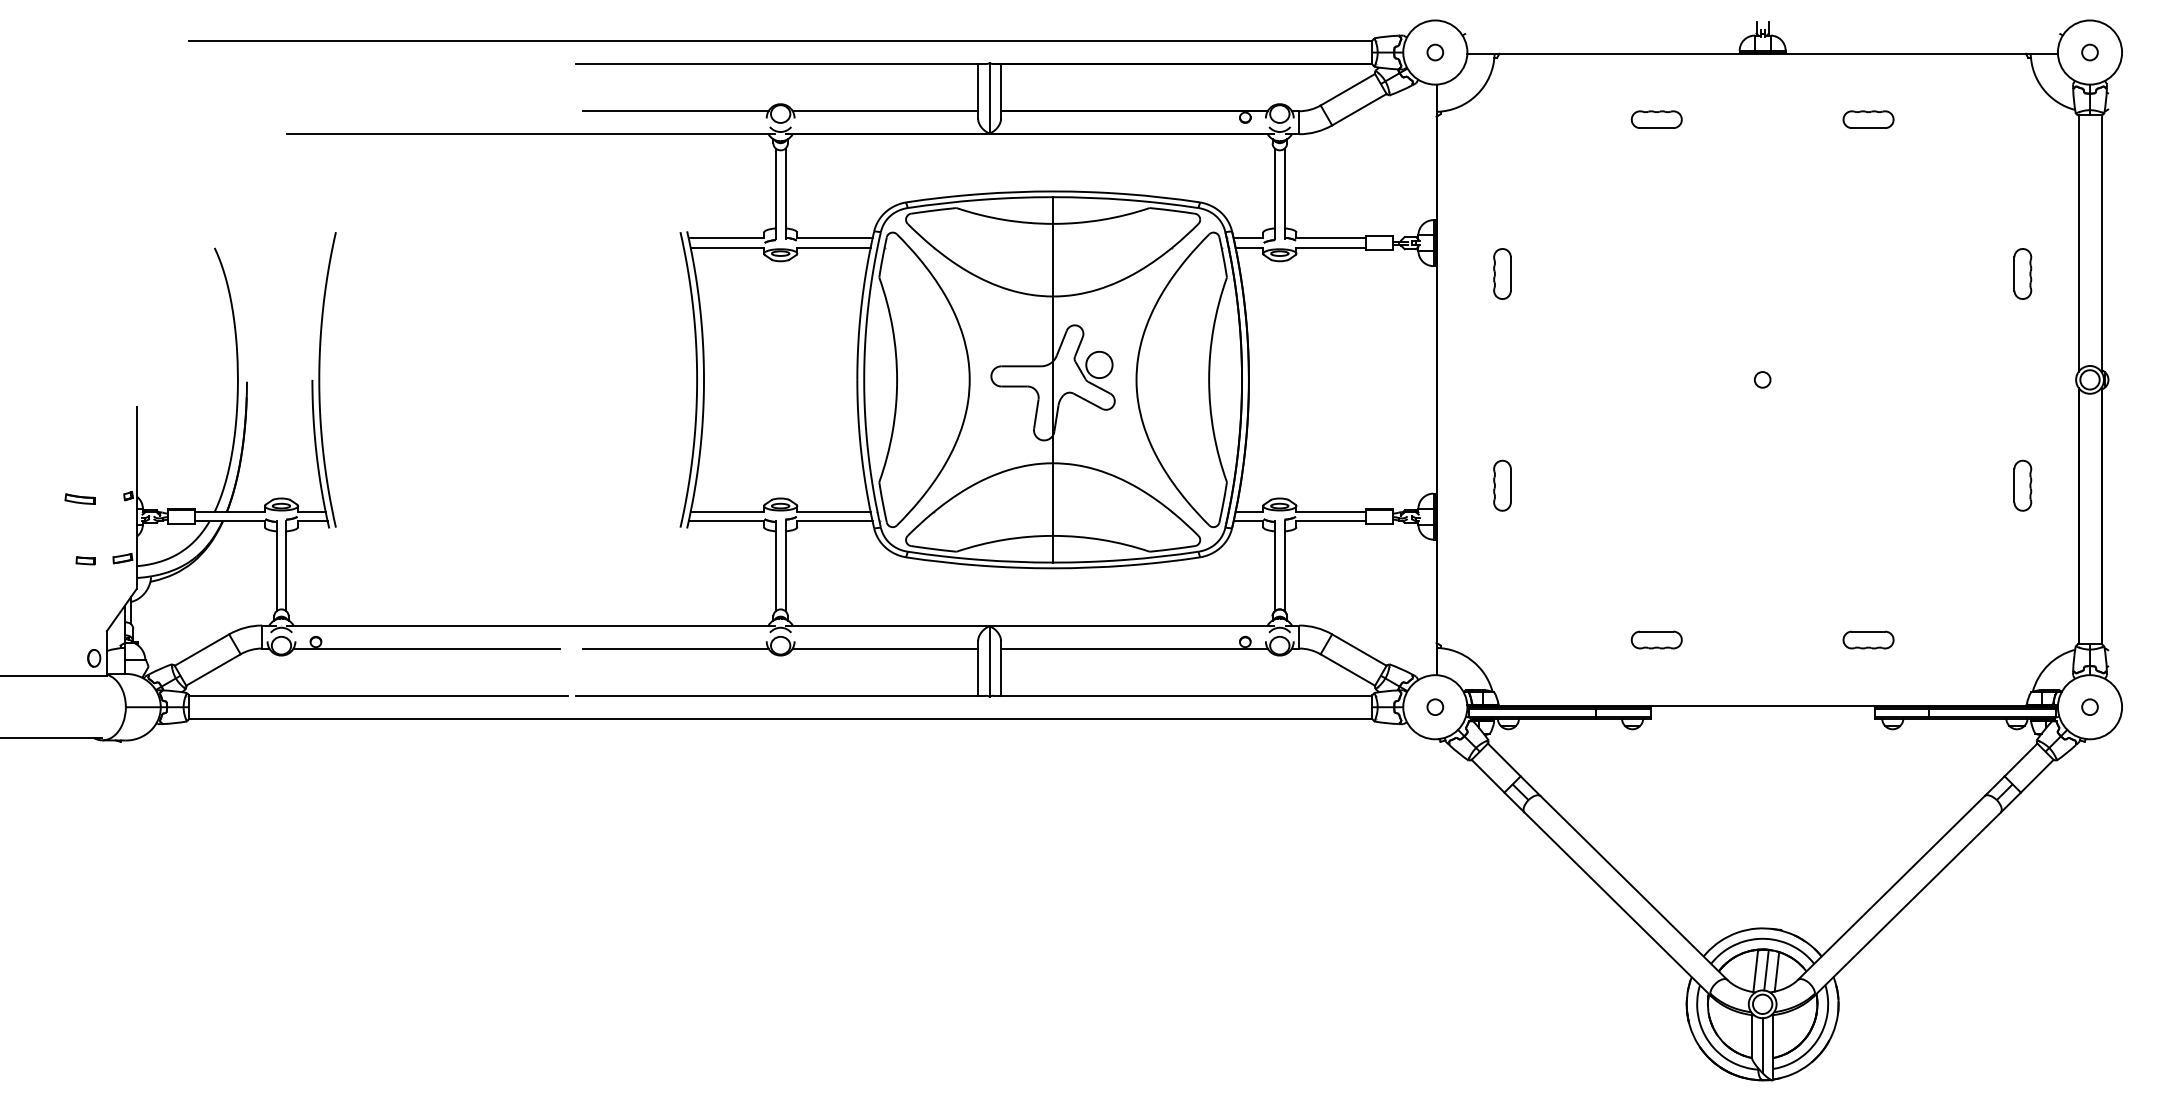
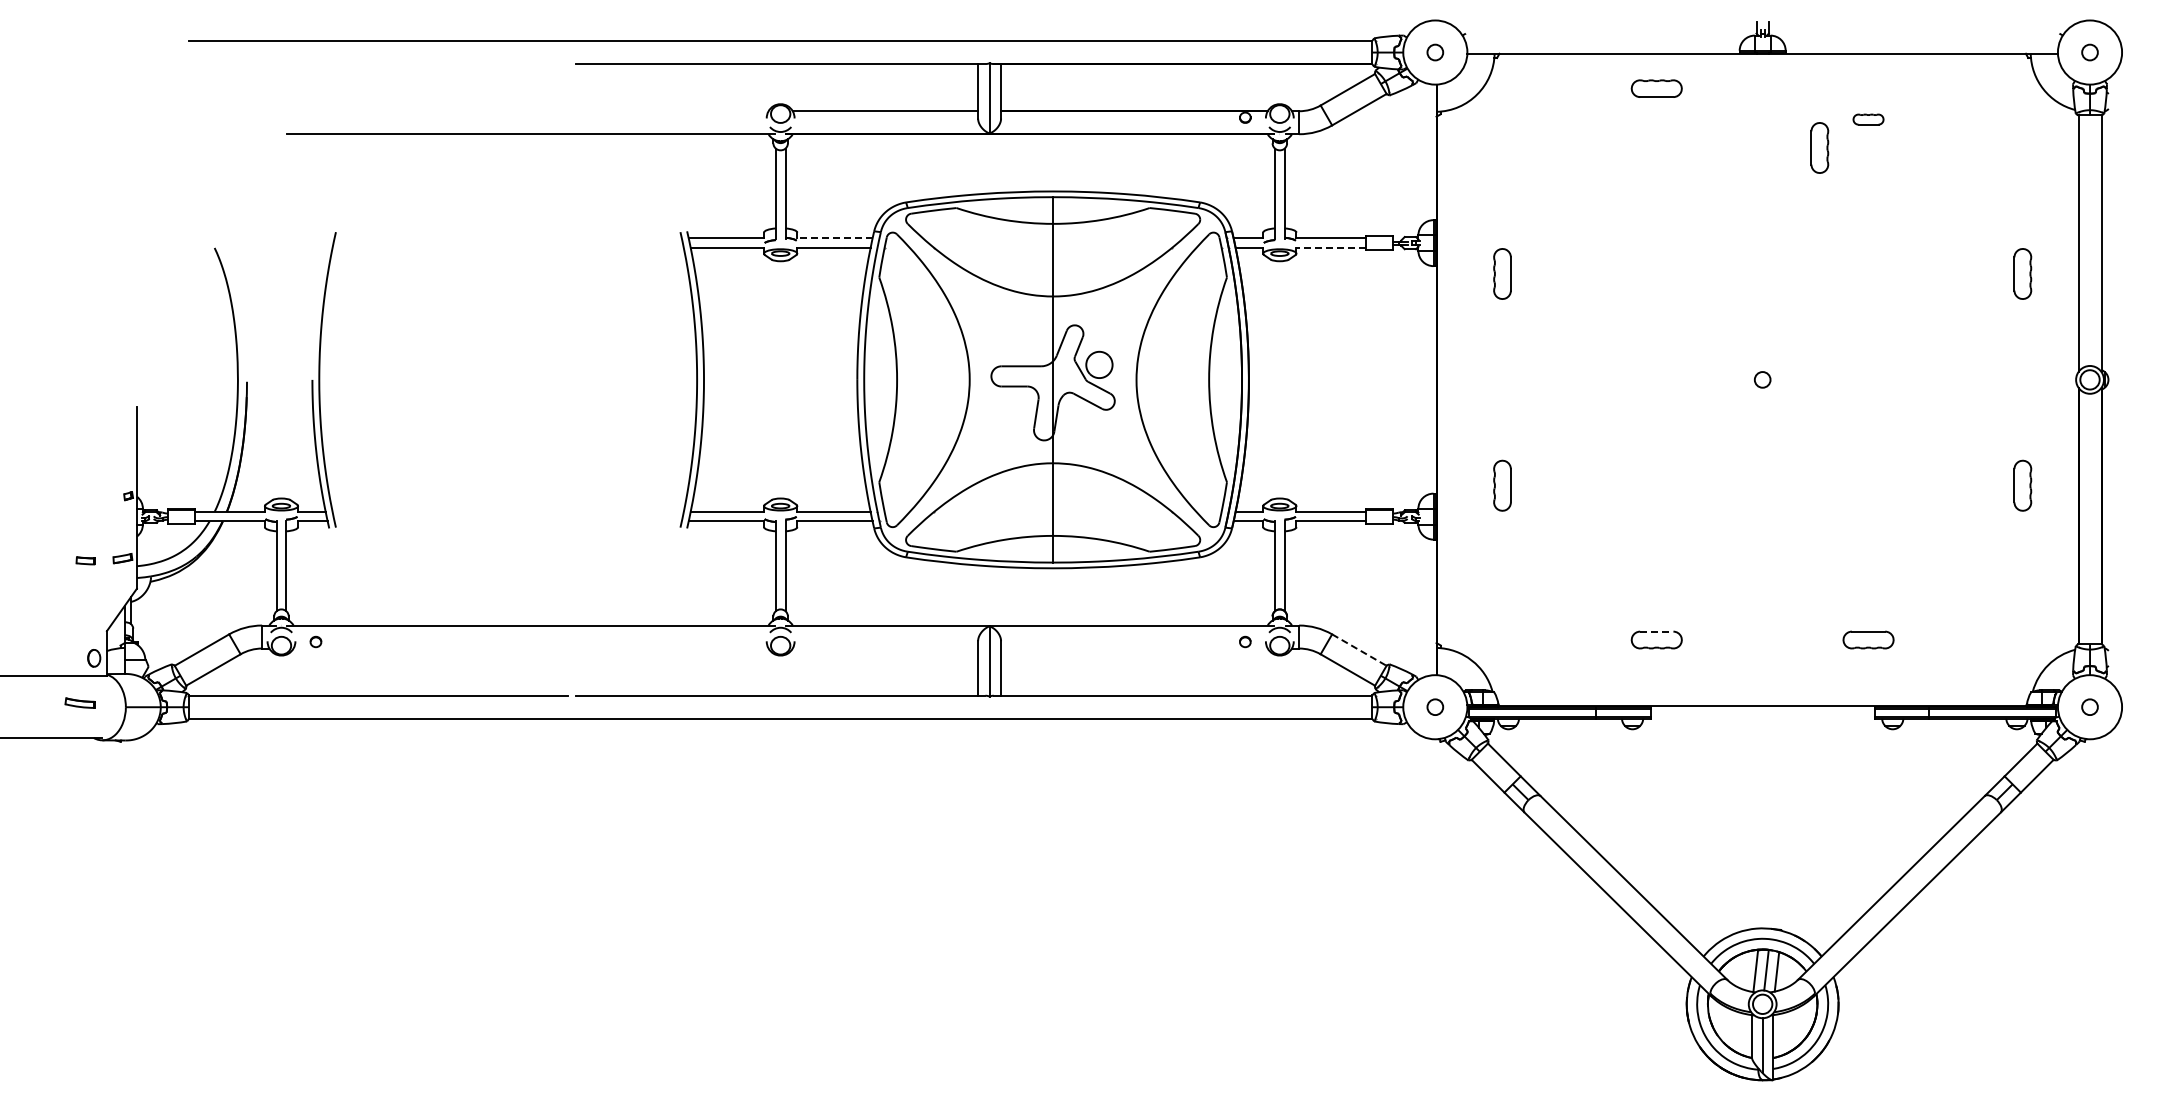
line: present -> none (675, 111)
part position: (1656, 119) -> (1656, 88) (1656, 88)
part size: 53x19 px -> 33x13 px (1868, 119)
part: none -> present (1819, 147)
line: solid -> dashed (834, 238)
line: solid -> dashed (1331, 247)
part position: (79, 498) -> (79, 702) (79, 702)
line: solid -> dashed (1656, 631)
line: present -> none (426, 648)
line: present -> none (675, 648)
line: present -> none (885, 648)
line: present -> none (1134, 648)
line: solid -> dashed (1359, 650)
